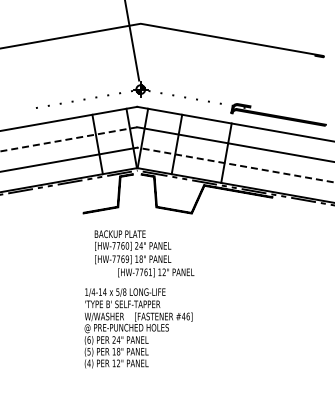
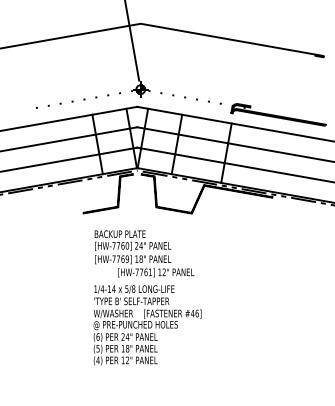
line: dashed -> solid (68, 139)
line: dashed -> solid (235, 165)
text position: (138, 328) -> (147, 325) (147, 325)
